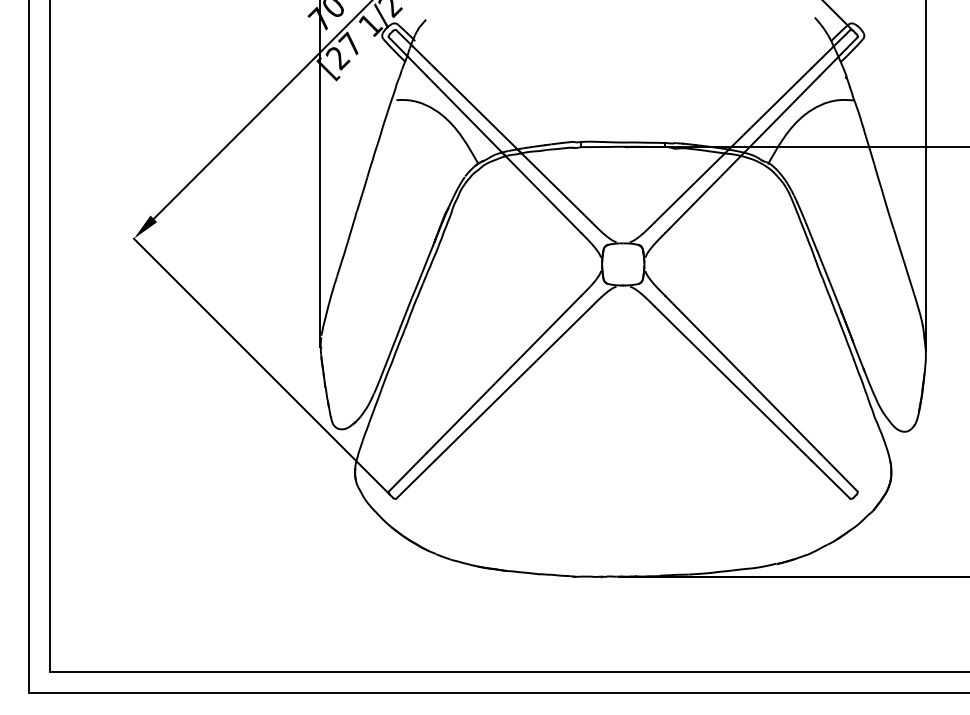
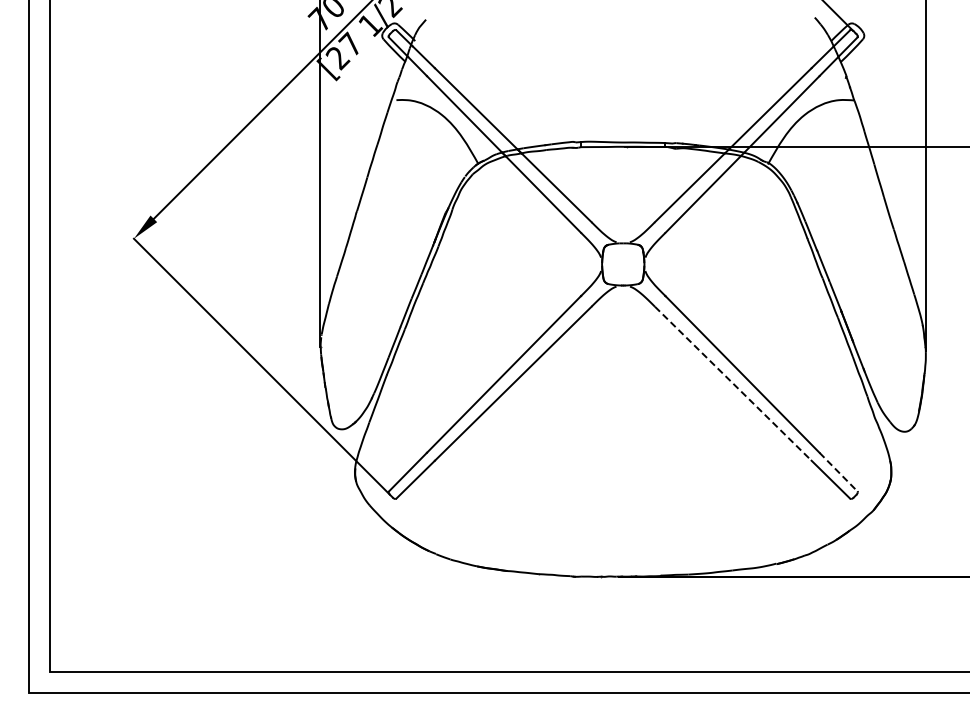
line: solid -> dashed (733, 383)
line: solid -> dashed (838, 472)
